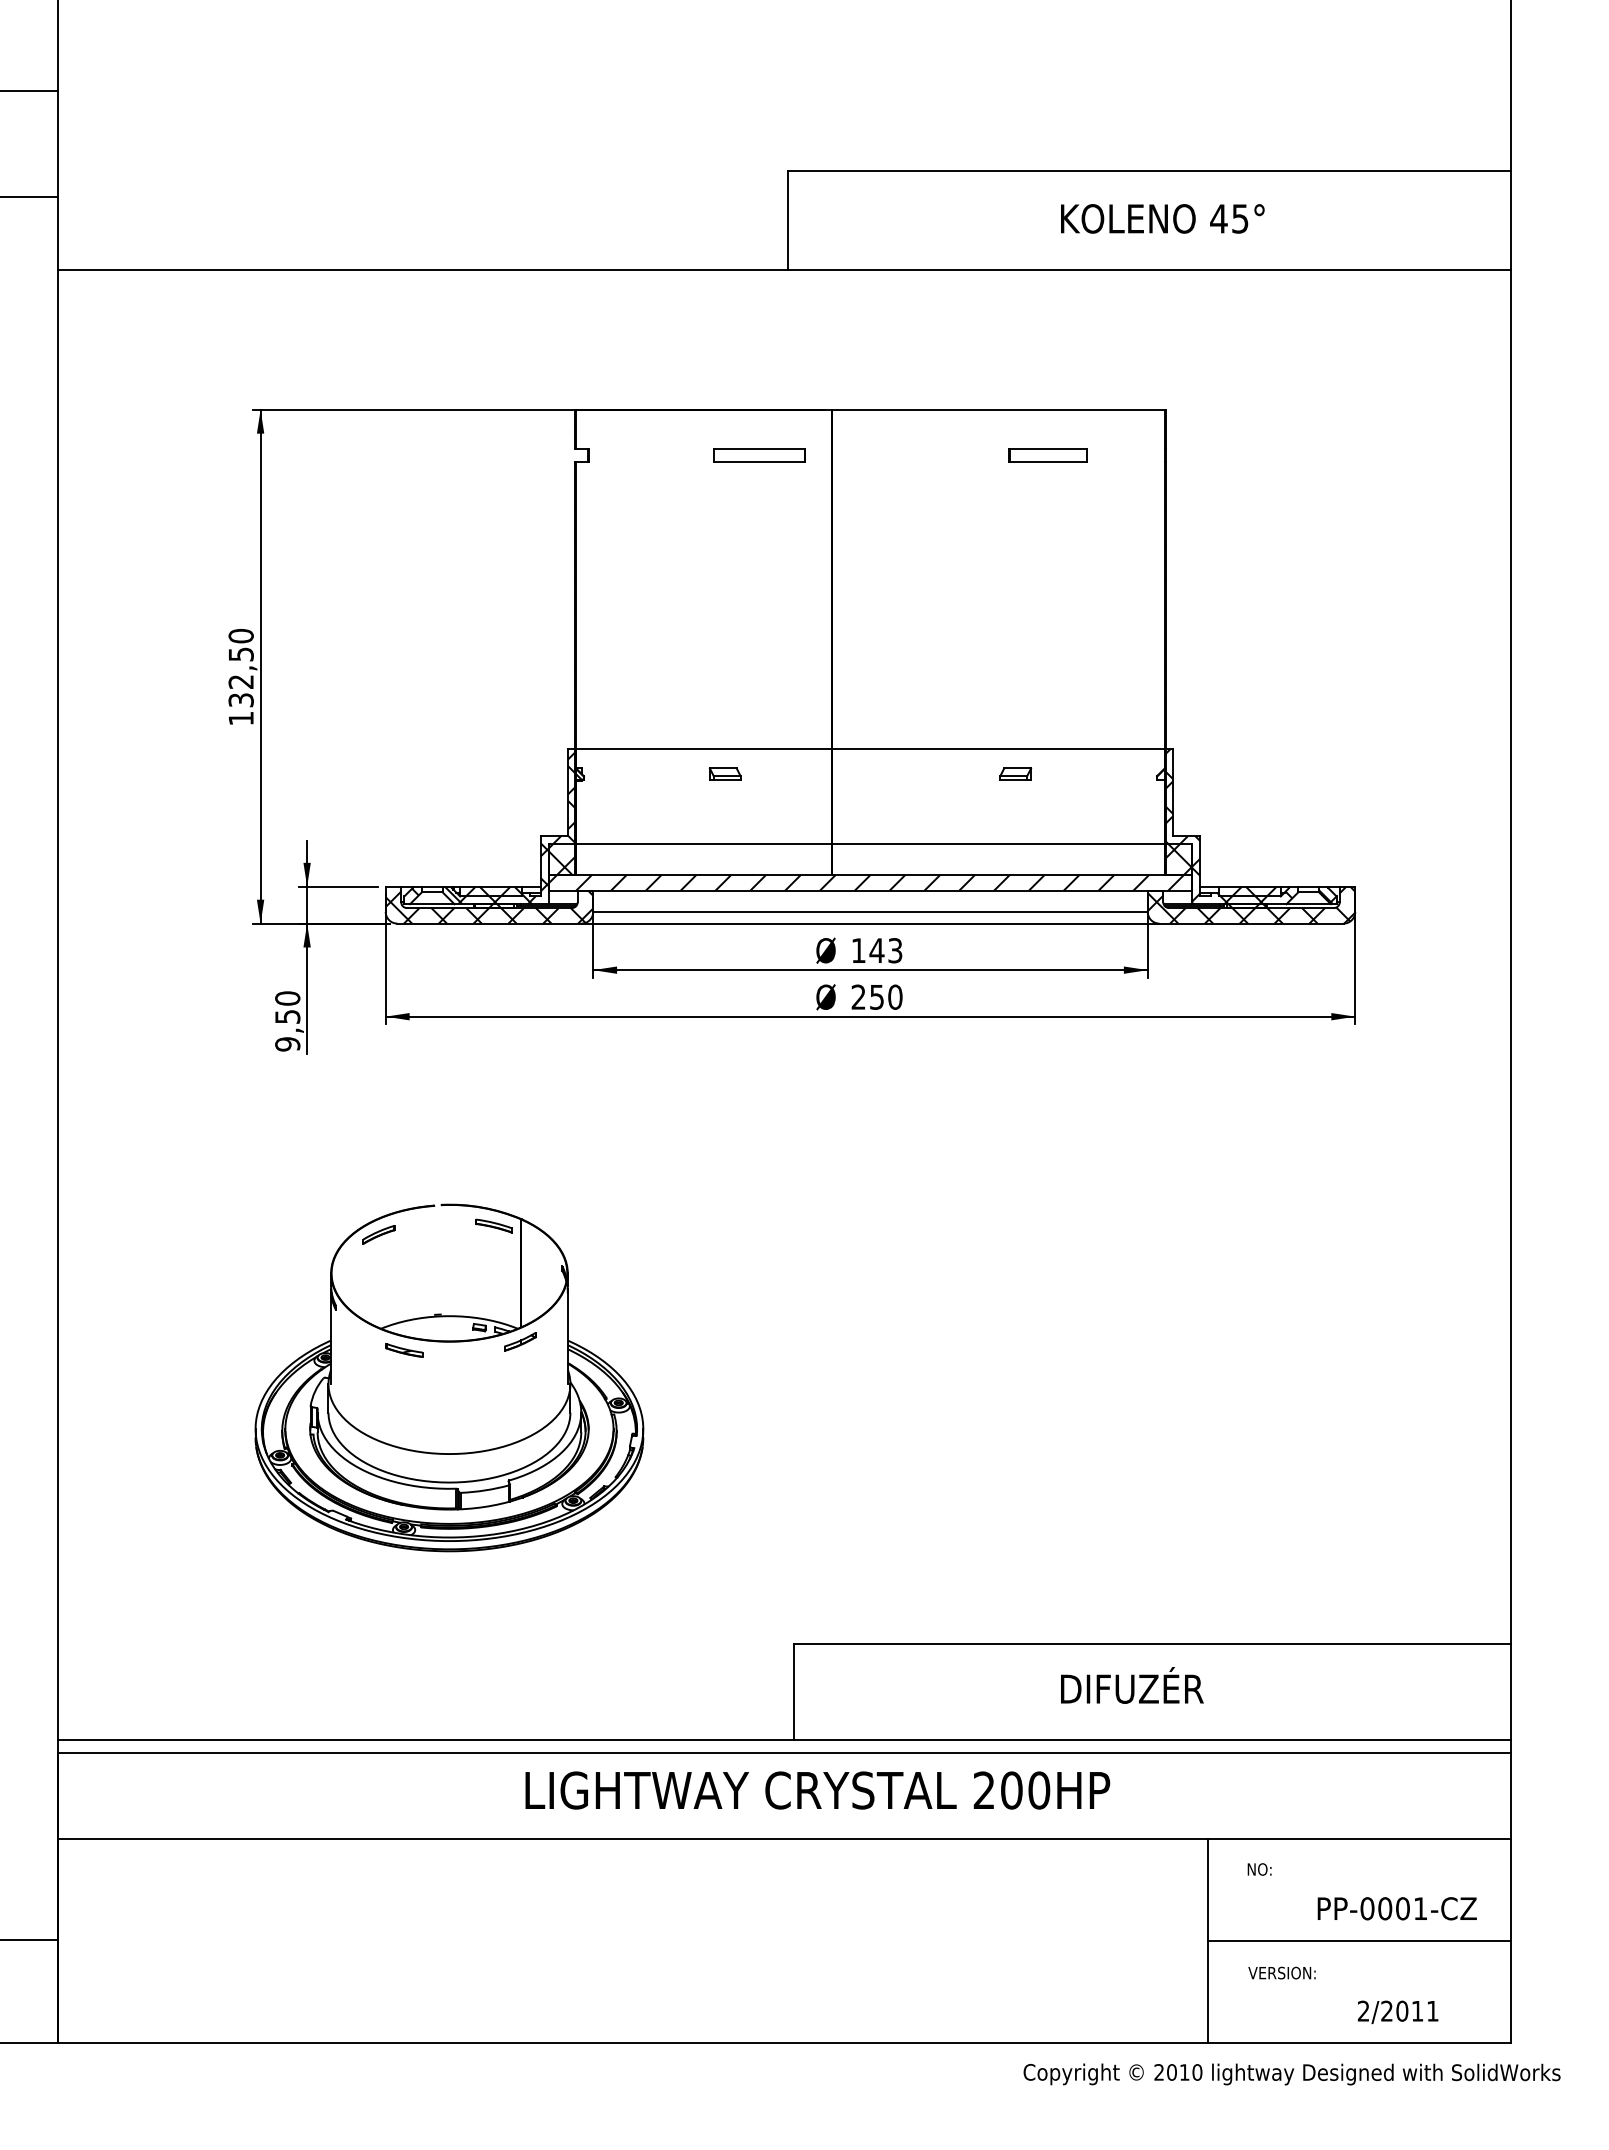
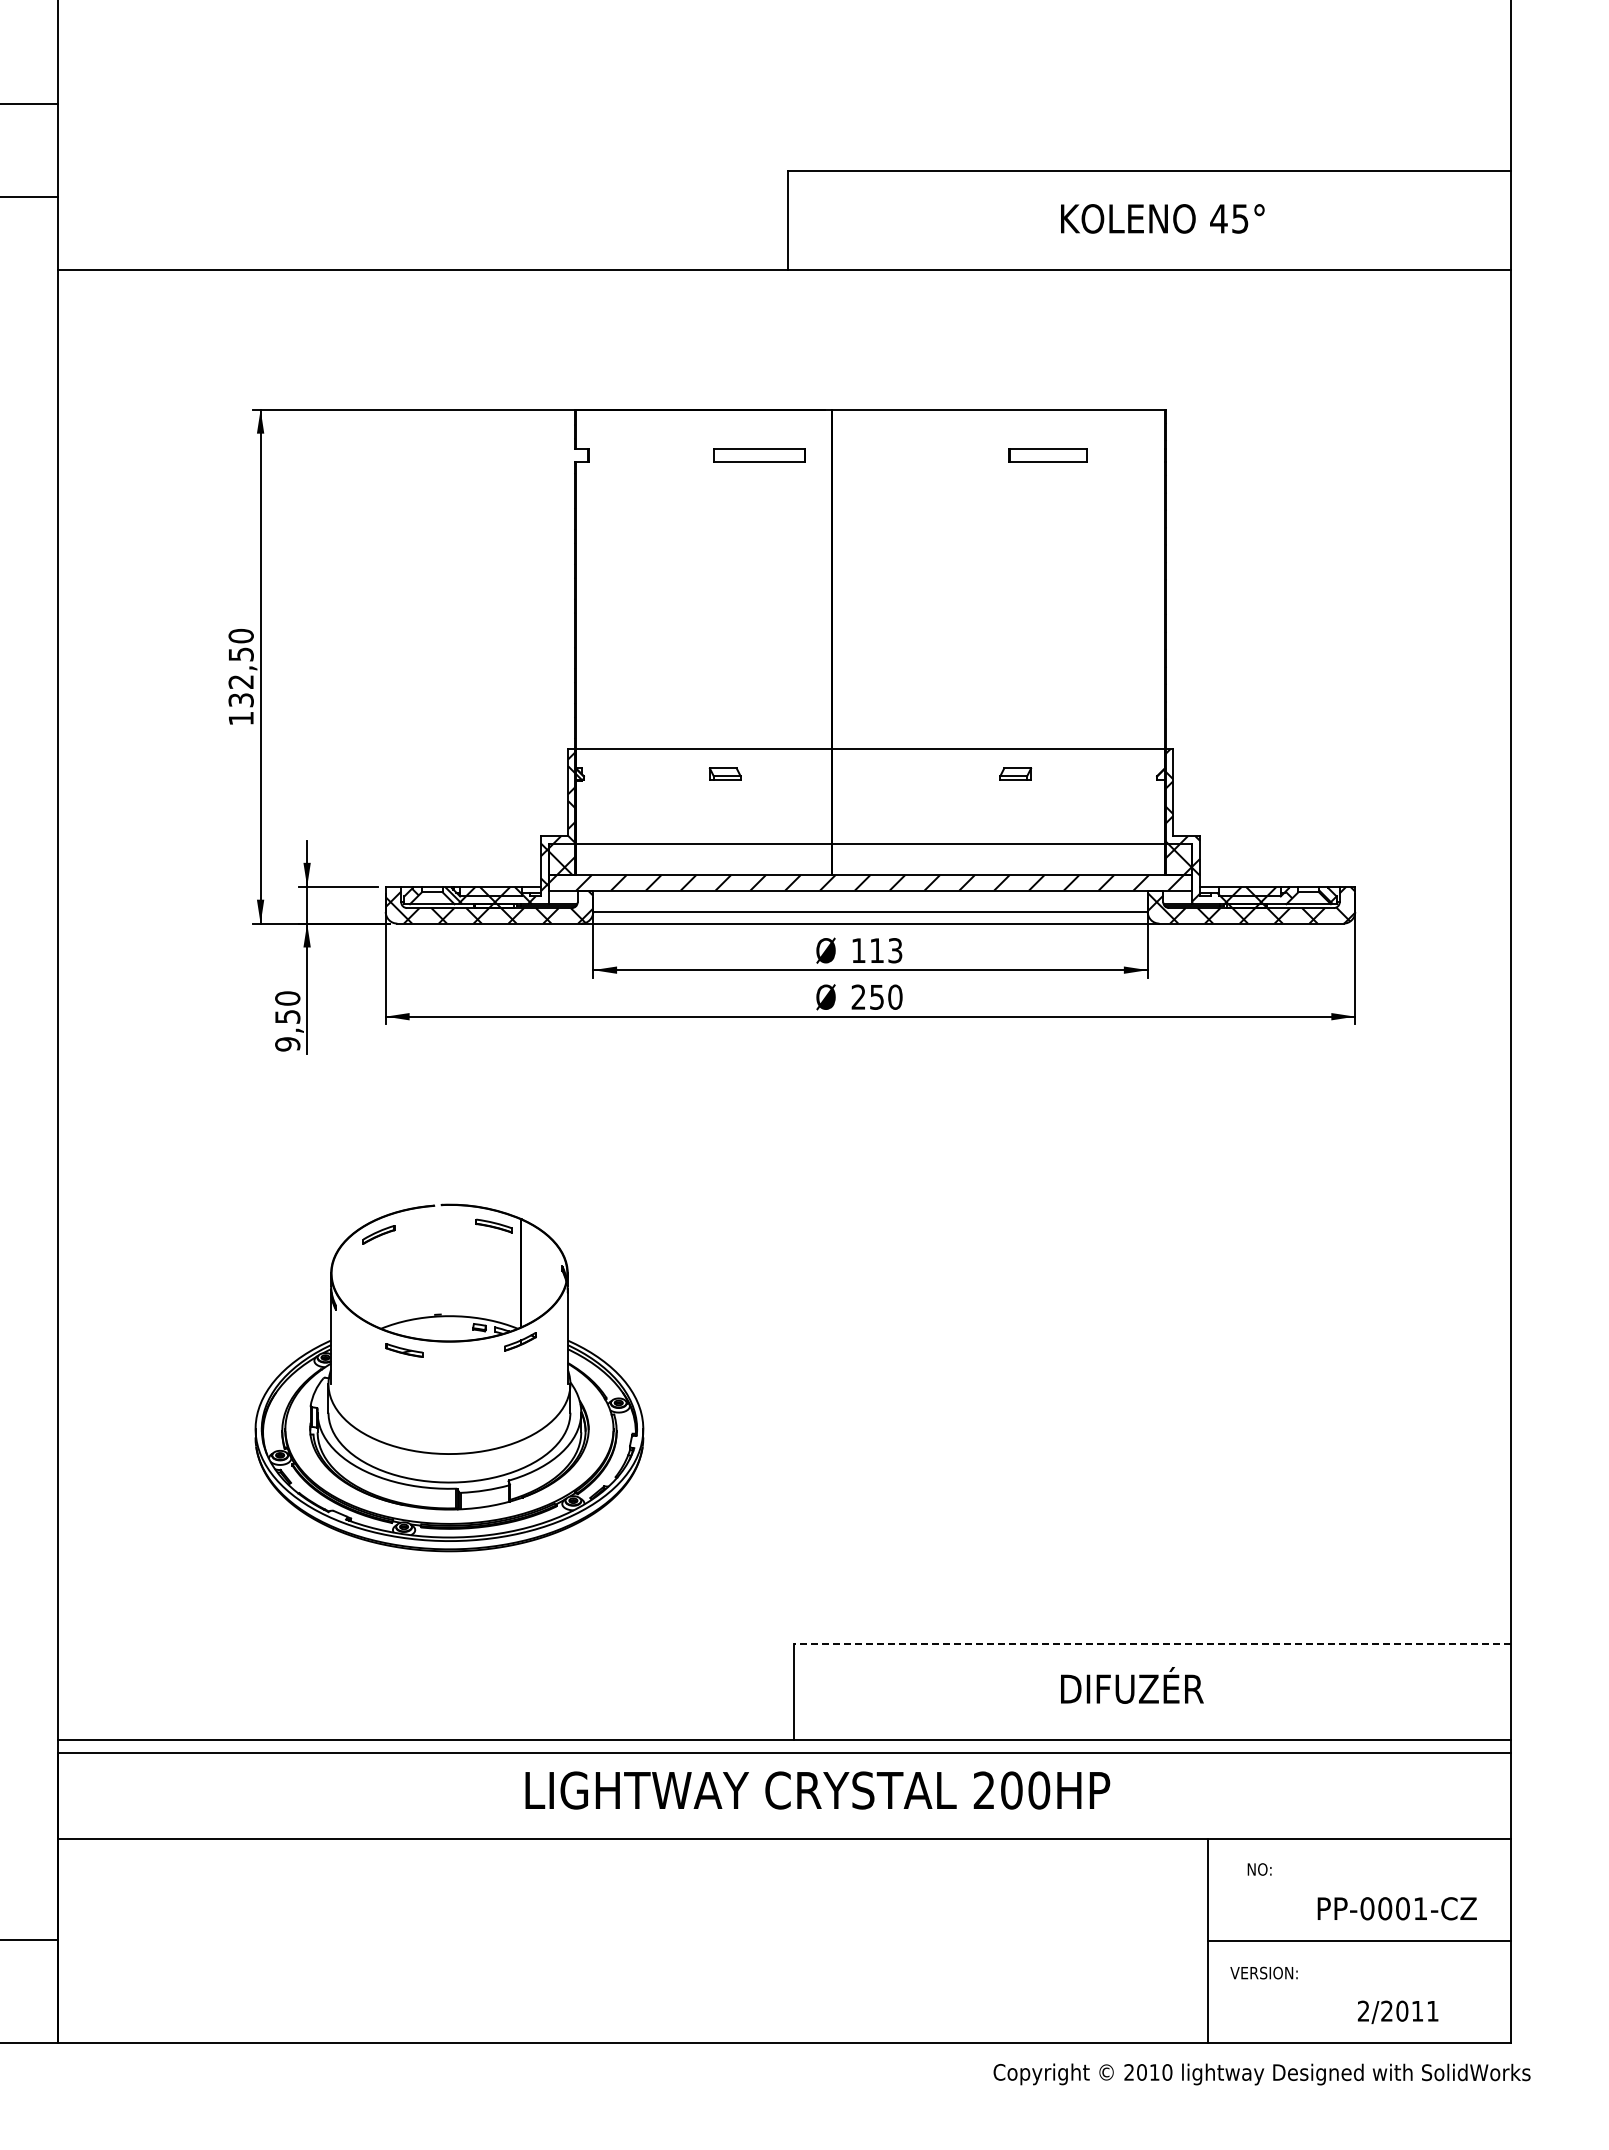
line position: (30, 90) -> (30, 103) (30, 103)
text: 143 -> 113 (876, 950)
line: solid -> dashed (1152, 1644)
text position: (1281, 1972) -> (1263, 1972) (1263, 1972)
text position: (1291, 2074) -> (1261, 2074) (1261, 2074)
